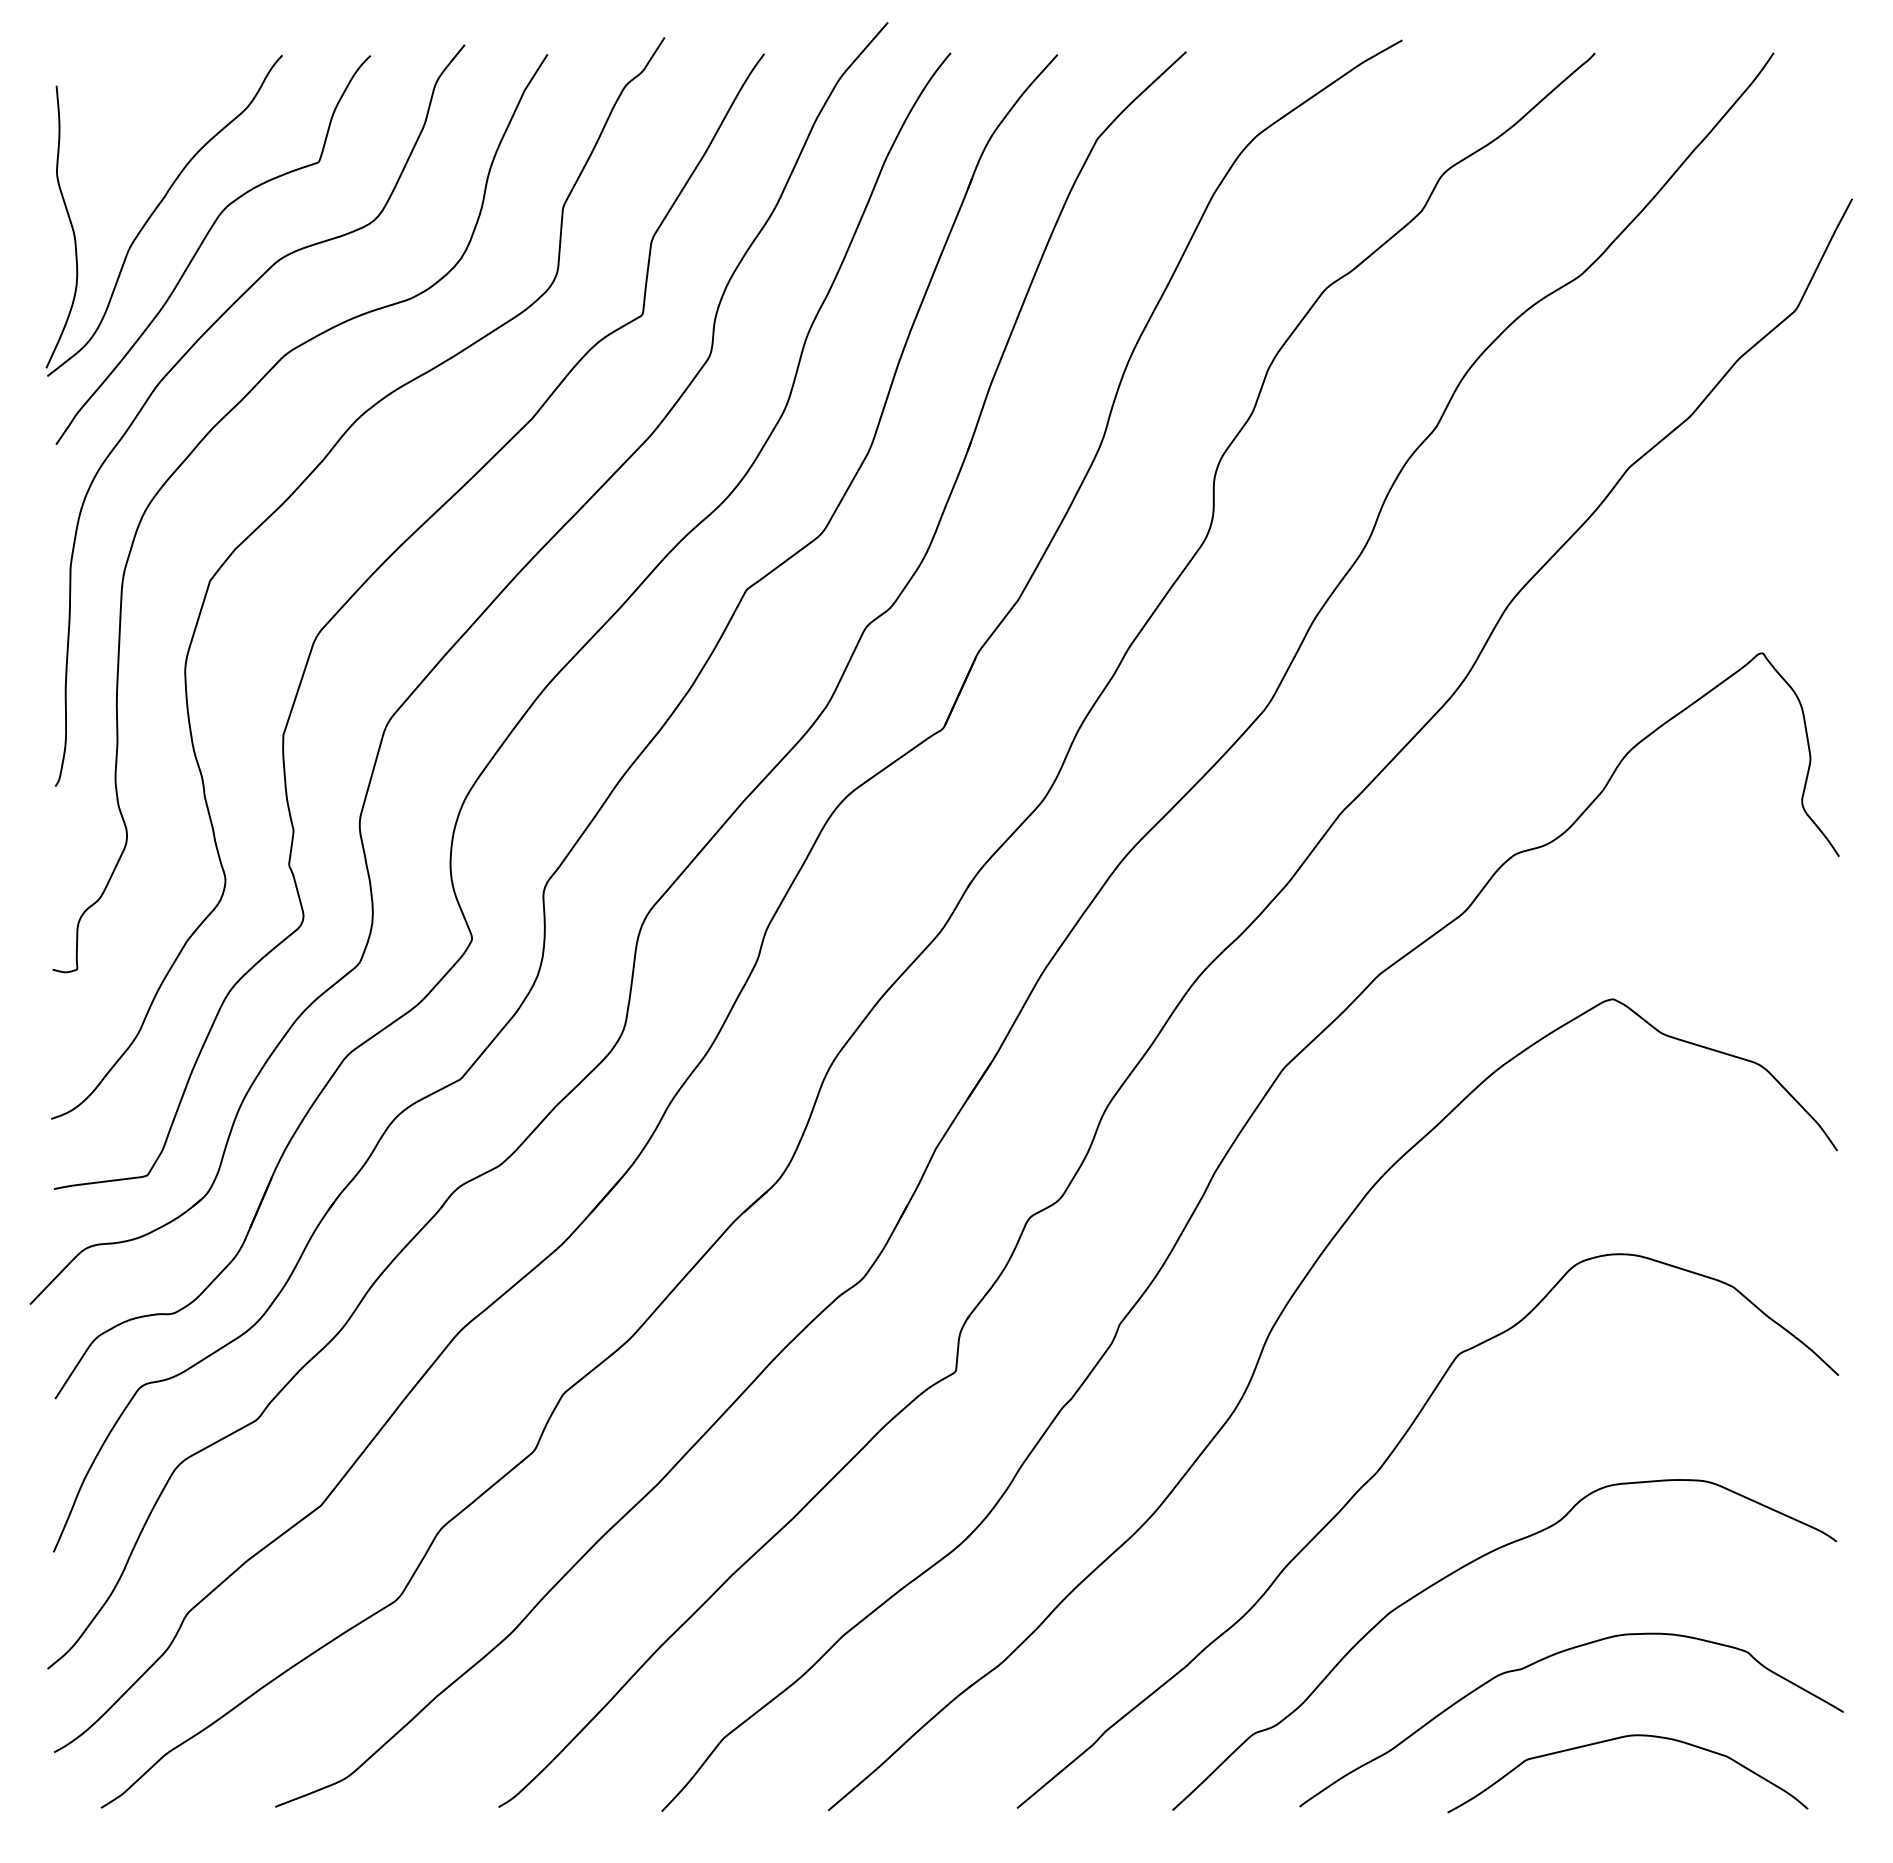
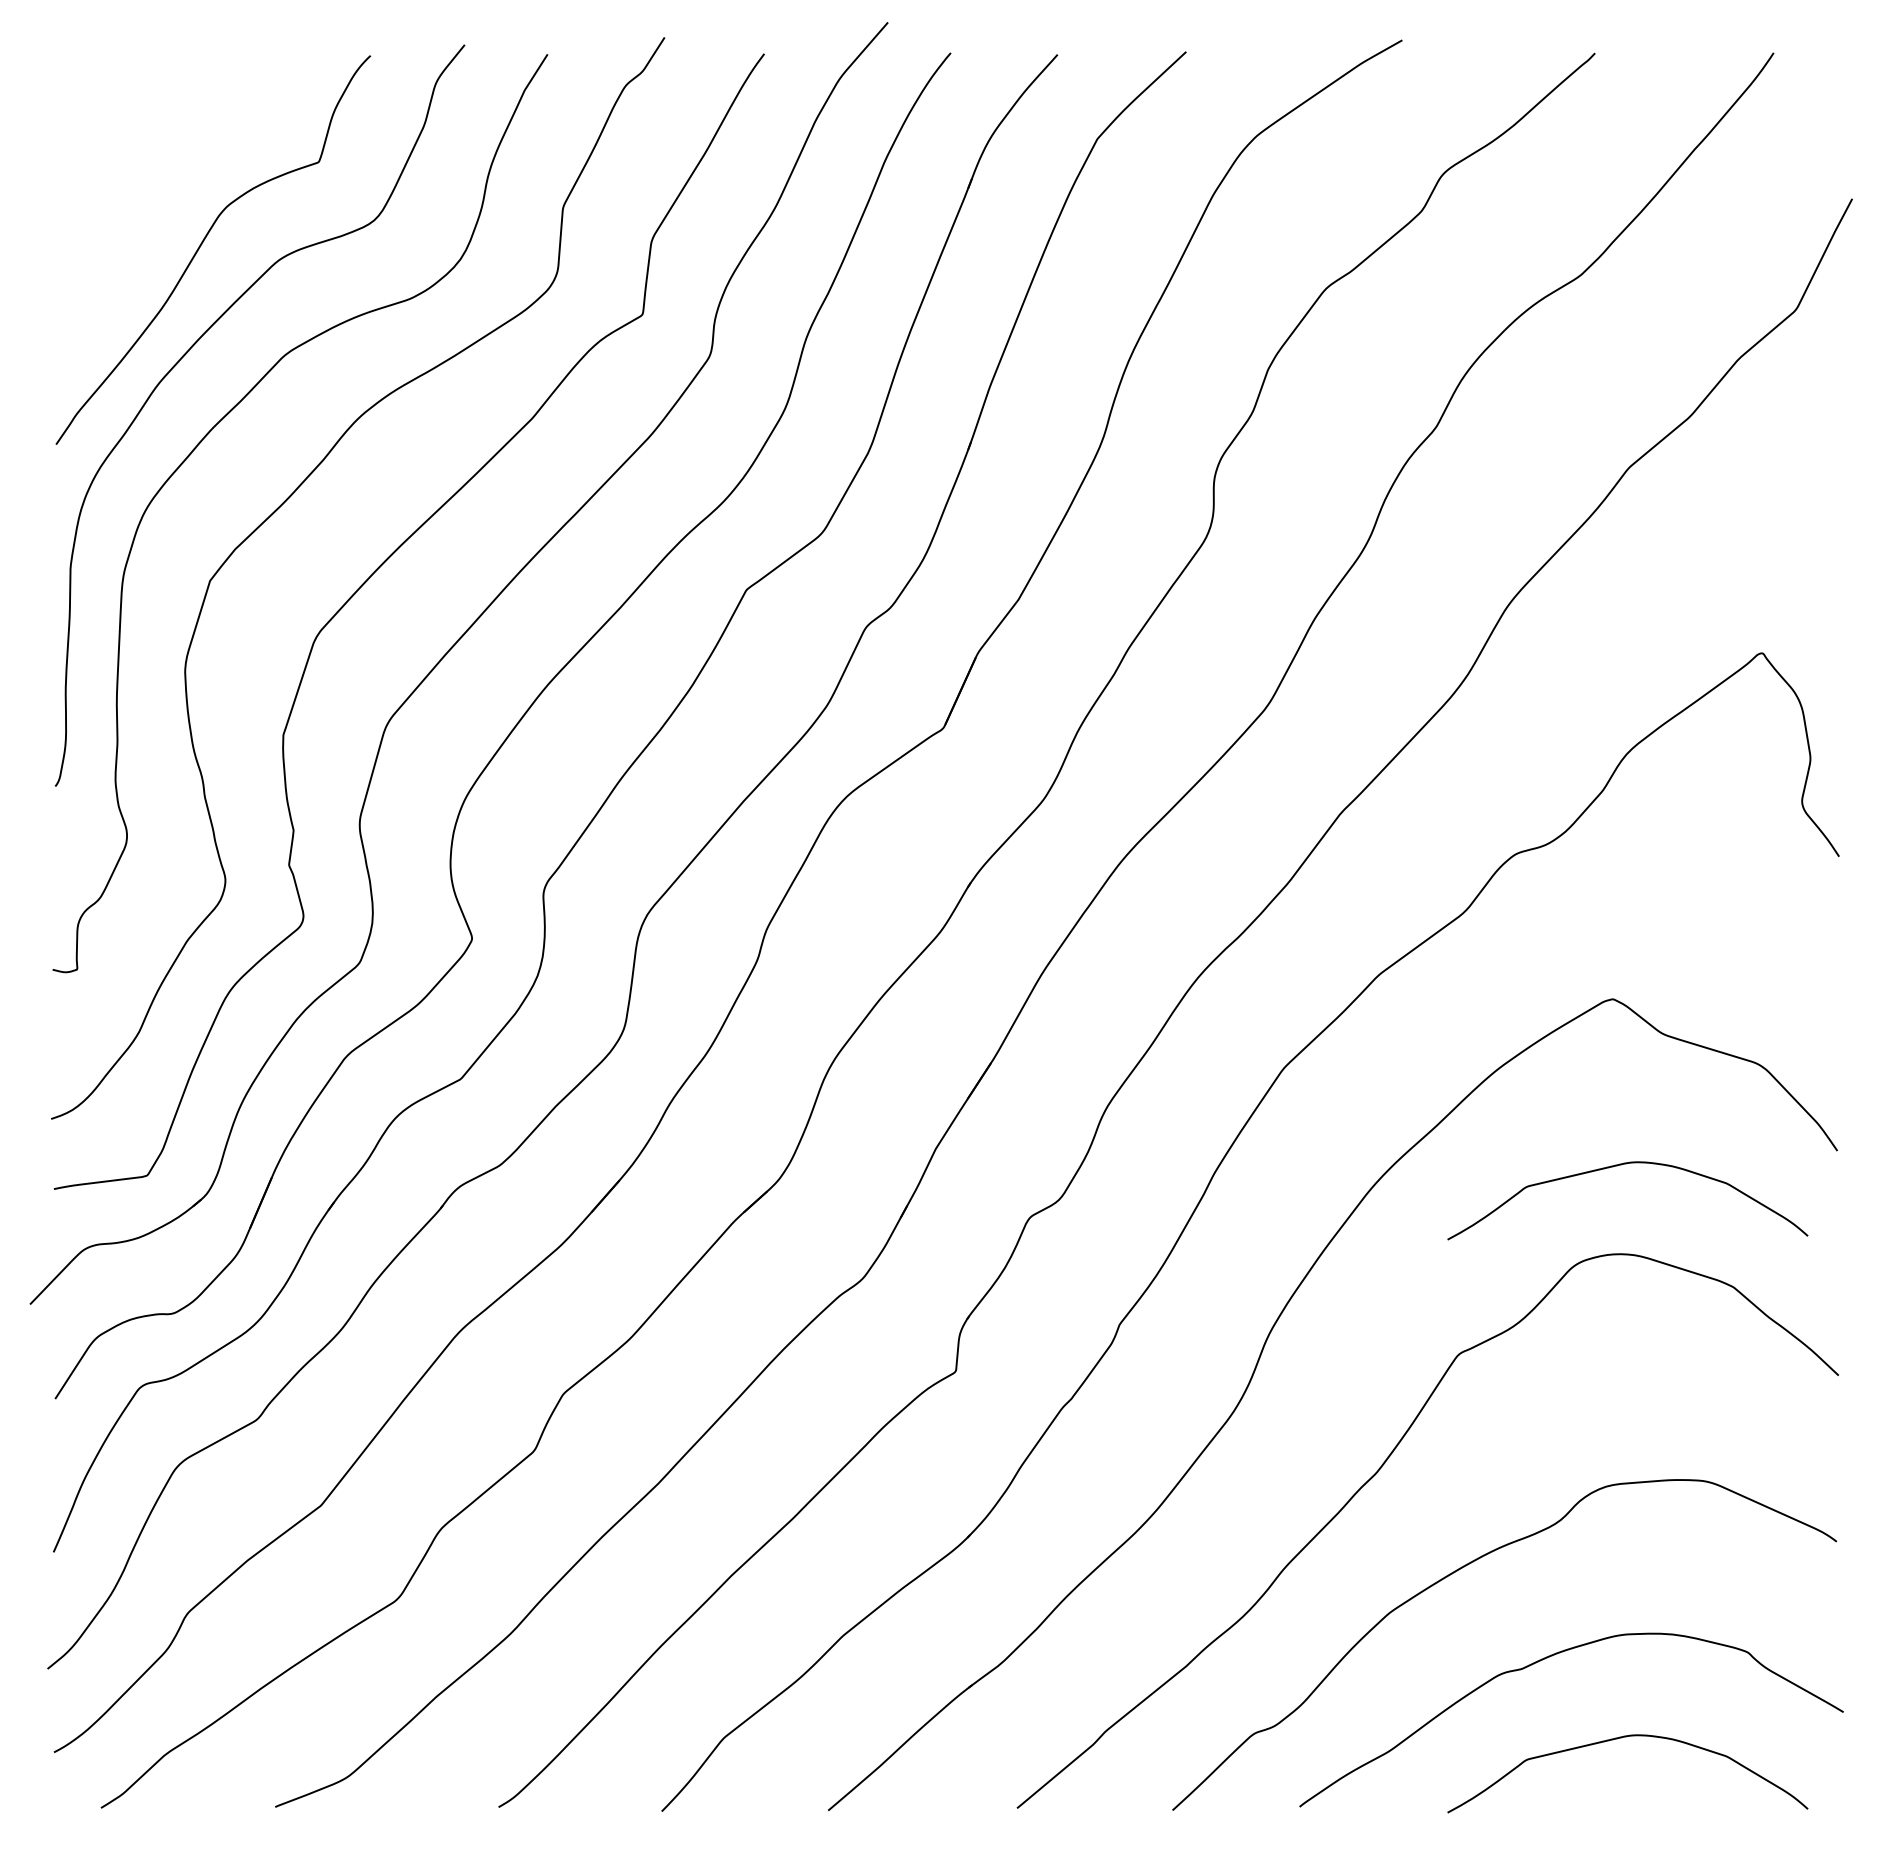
part: present -> none (155, 211)
curve: none -> present (1617, 1166)
